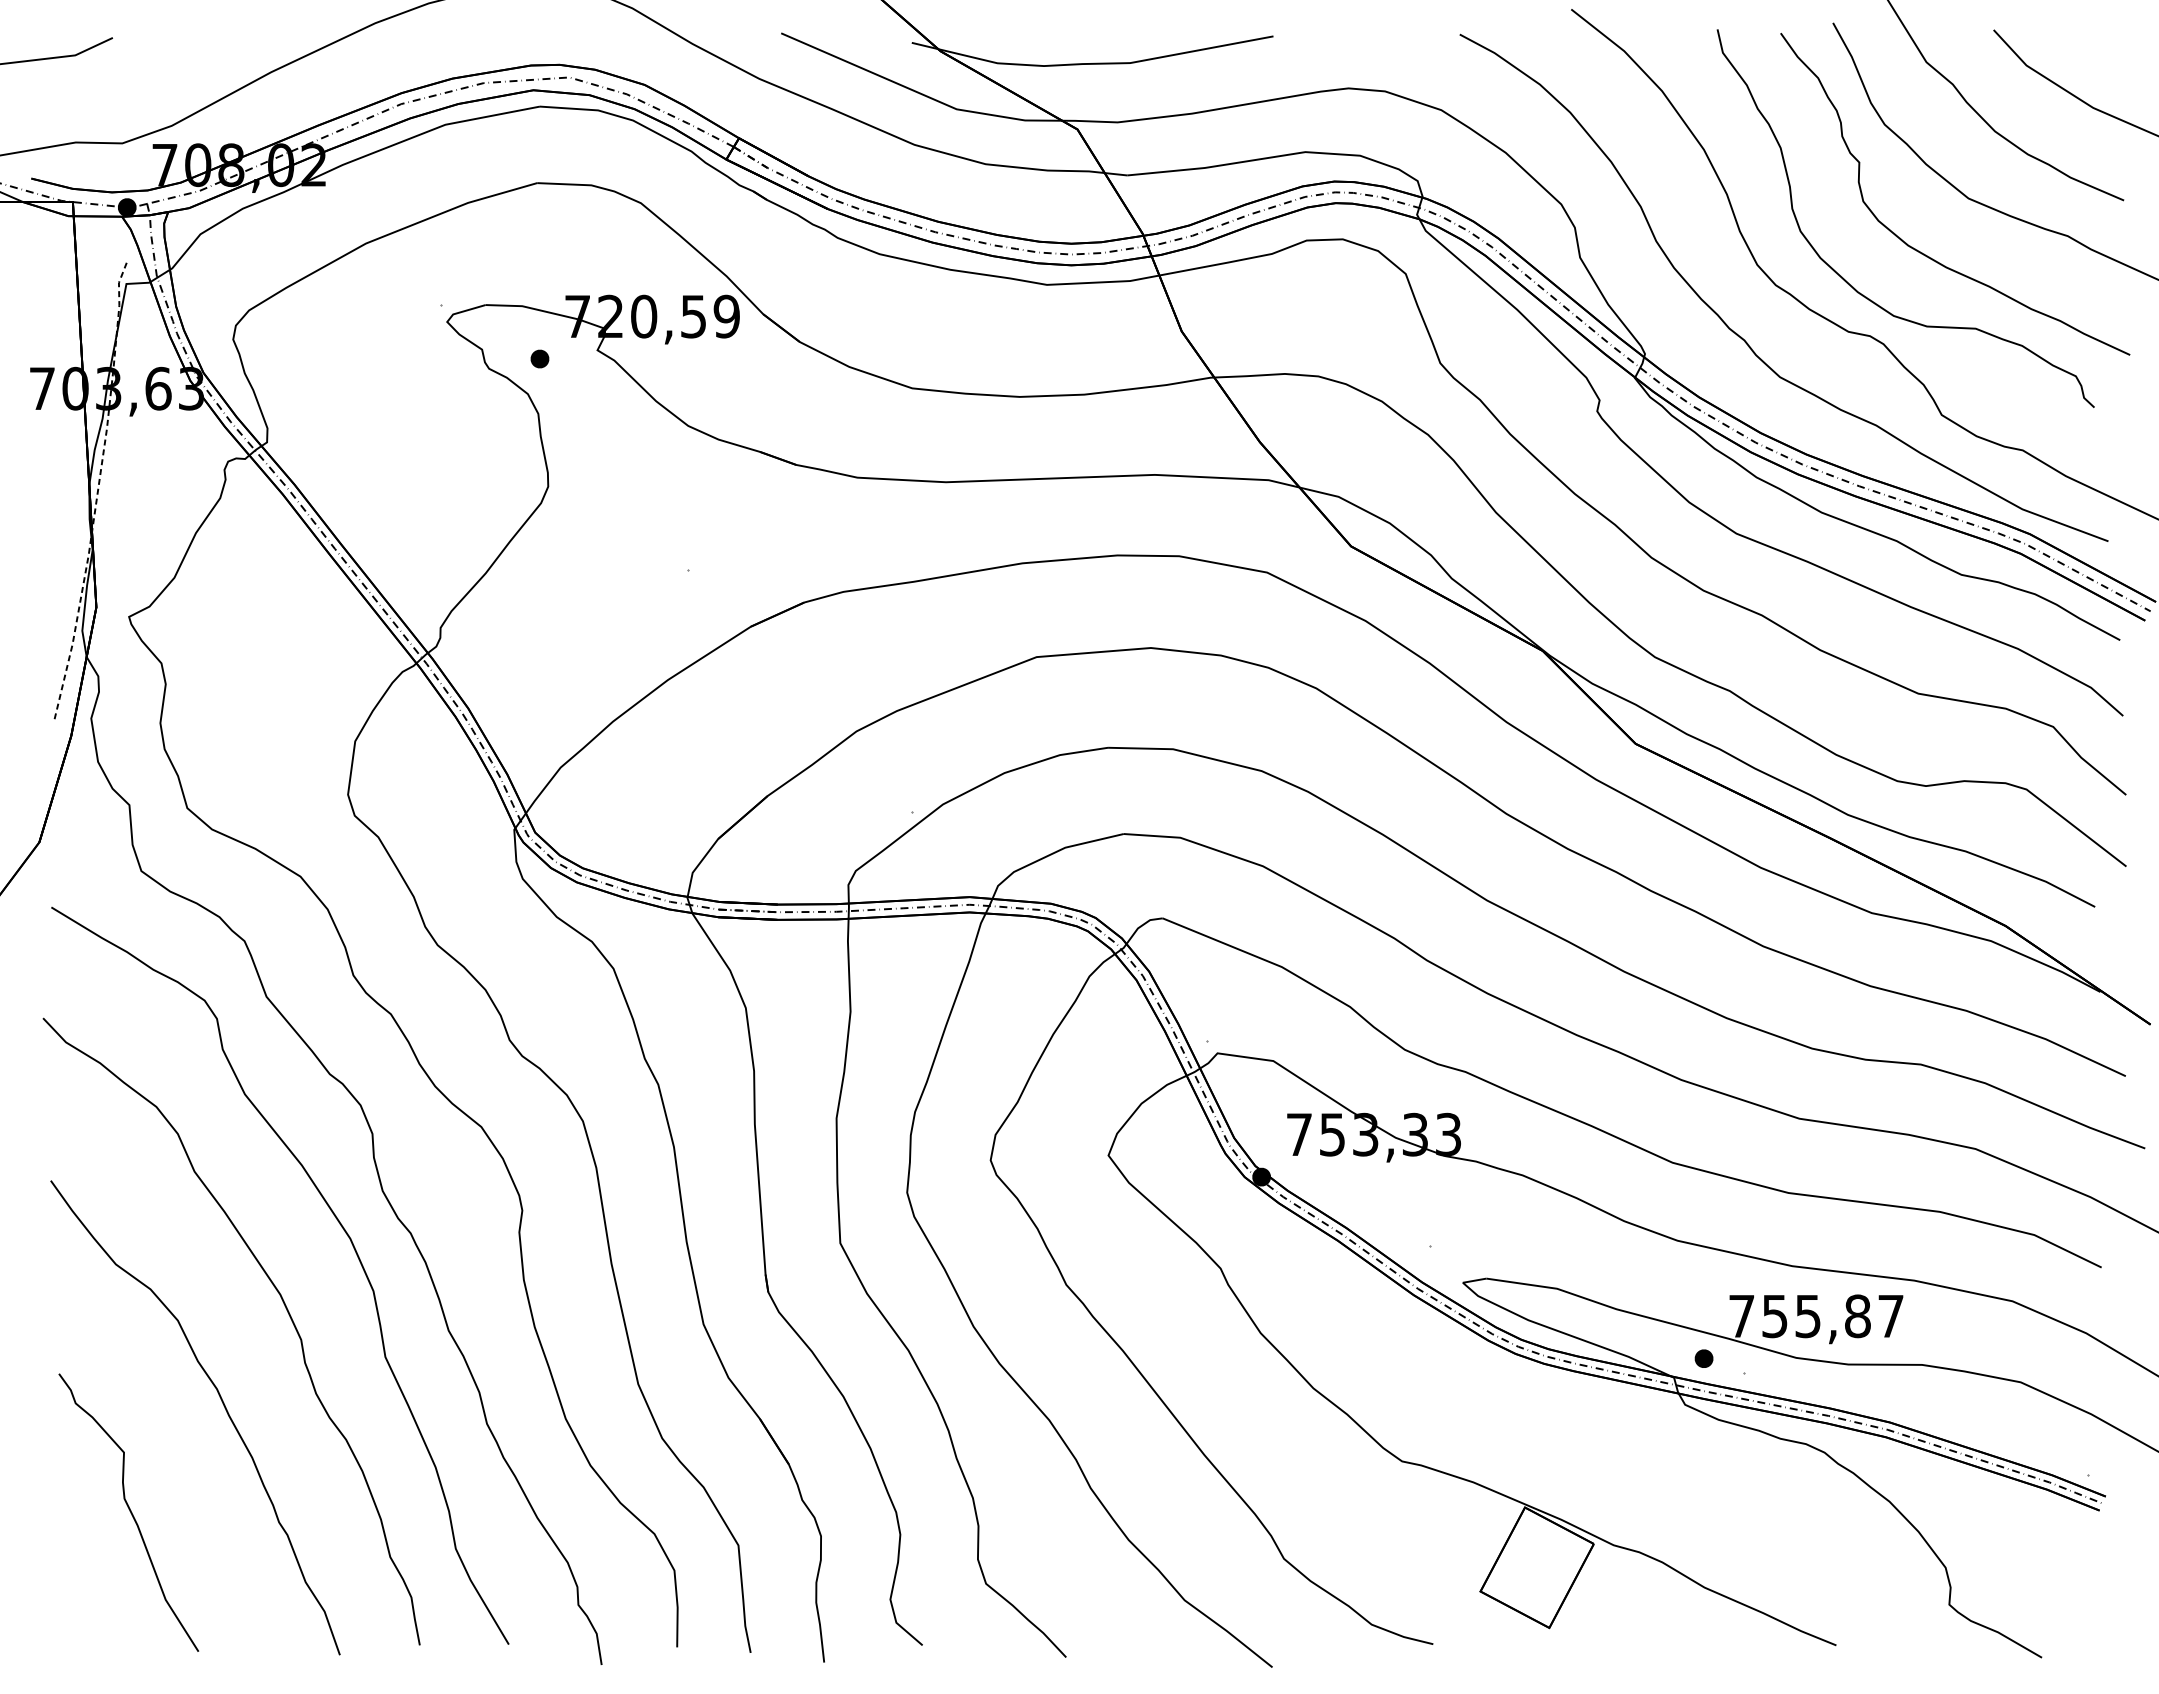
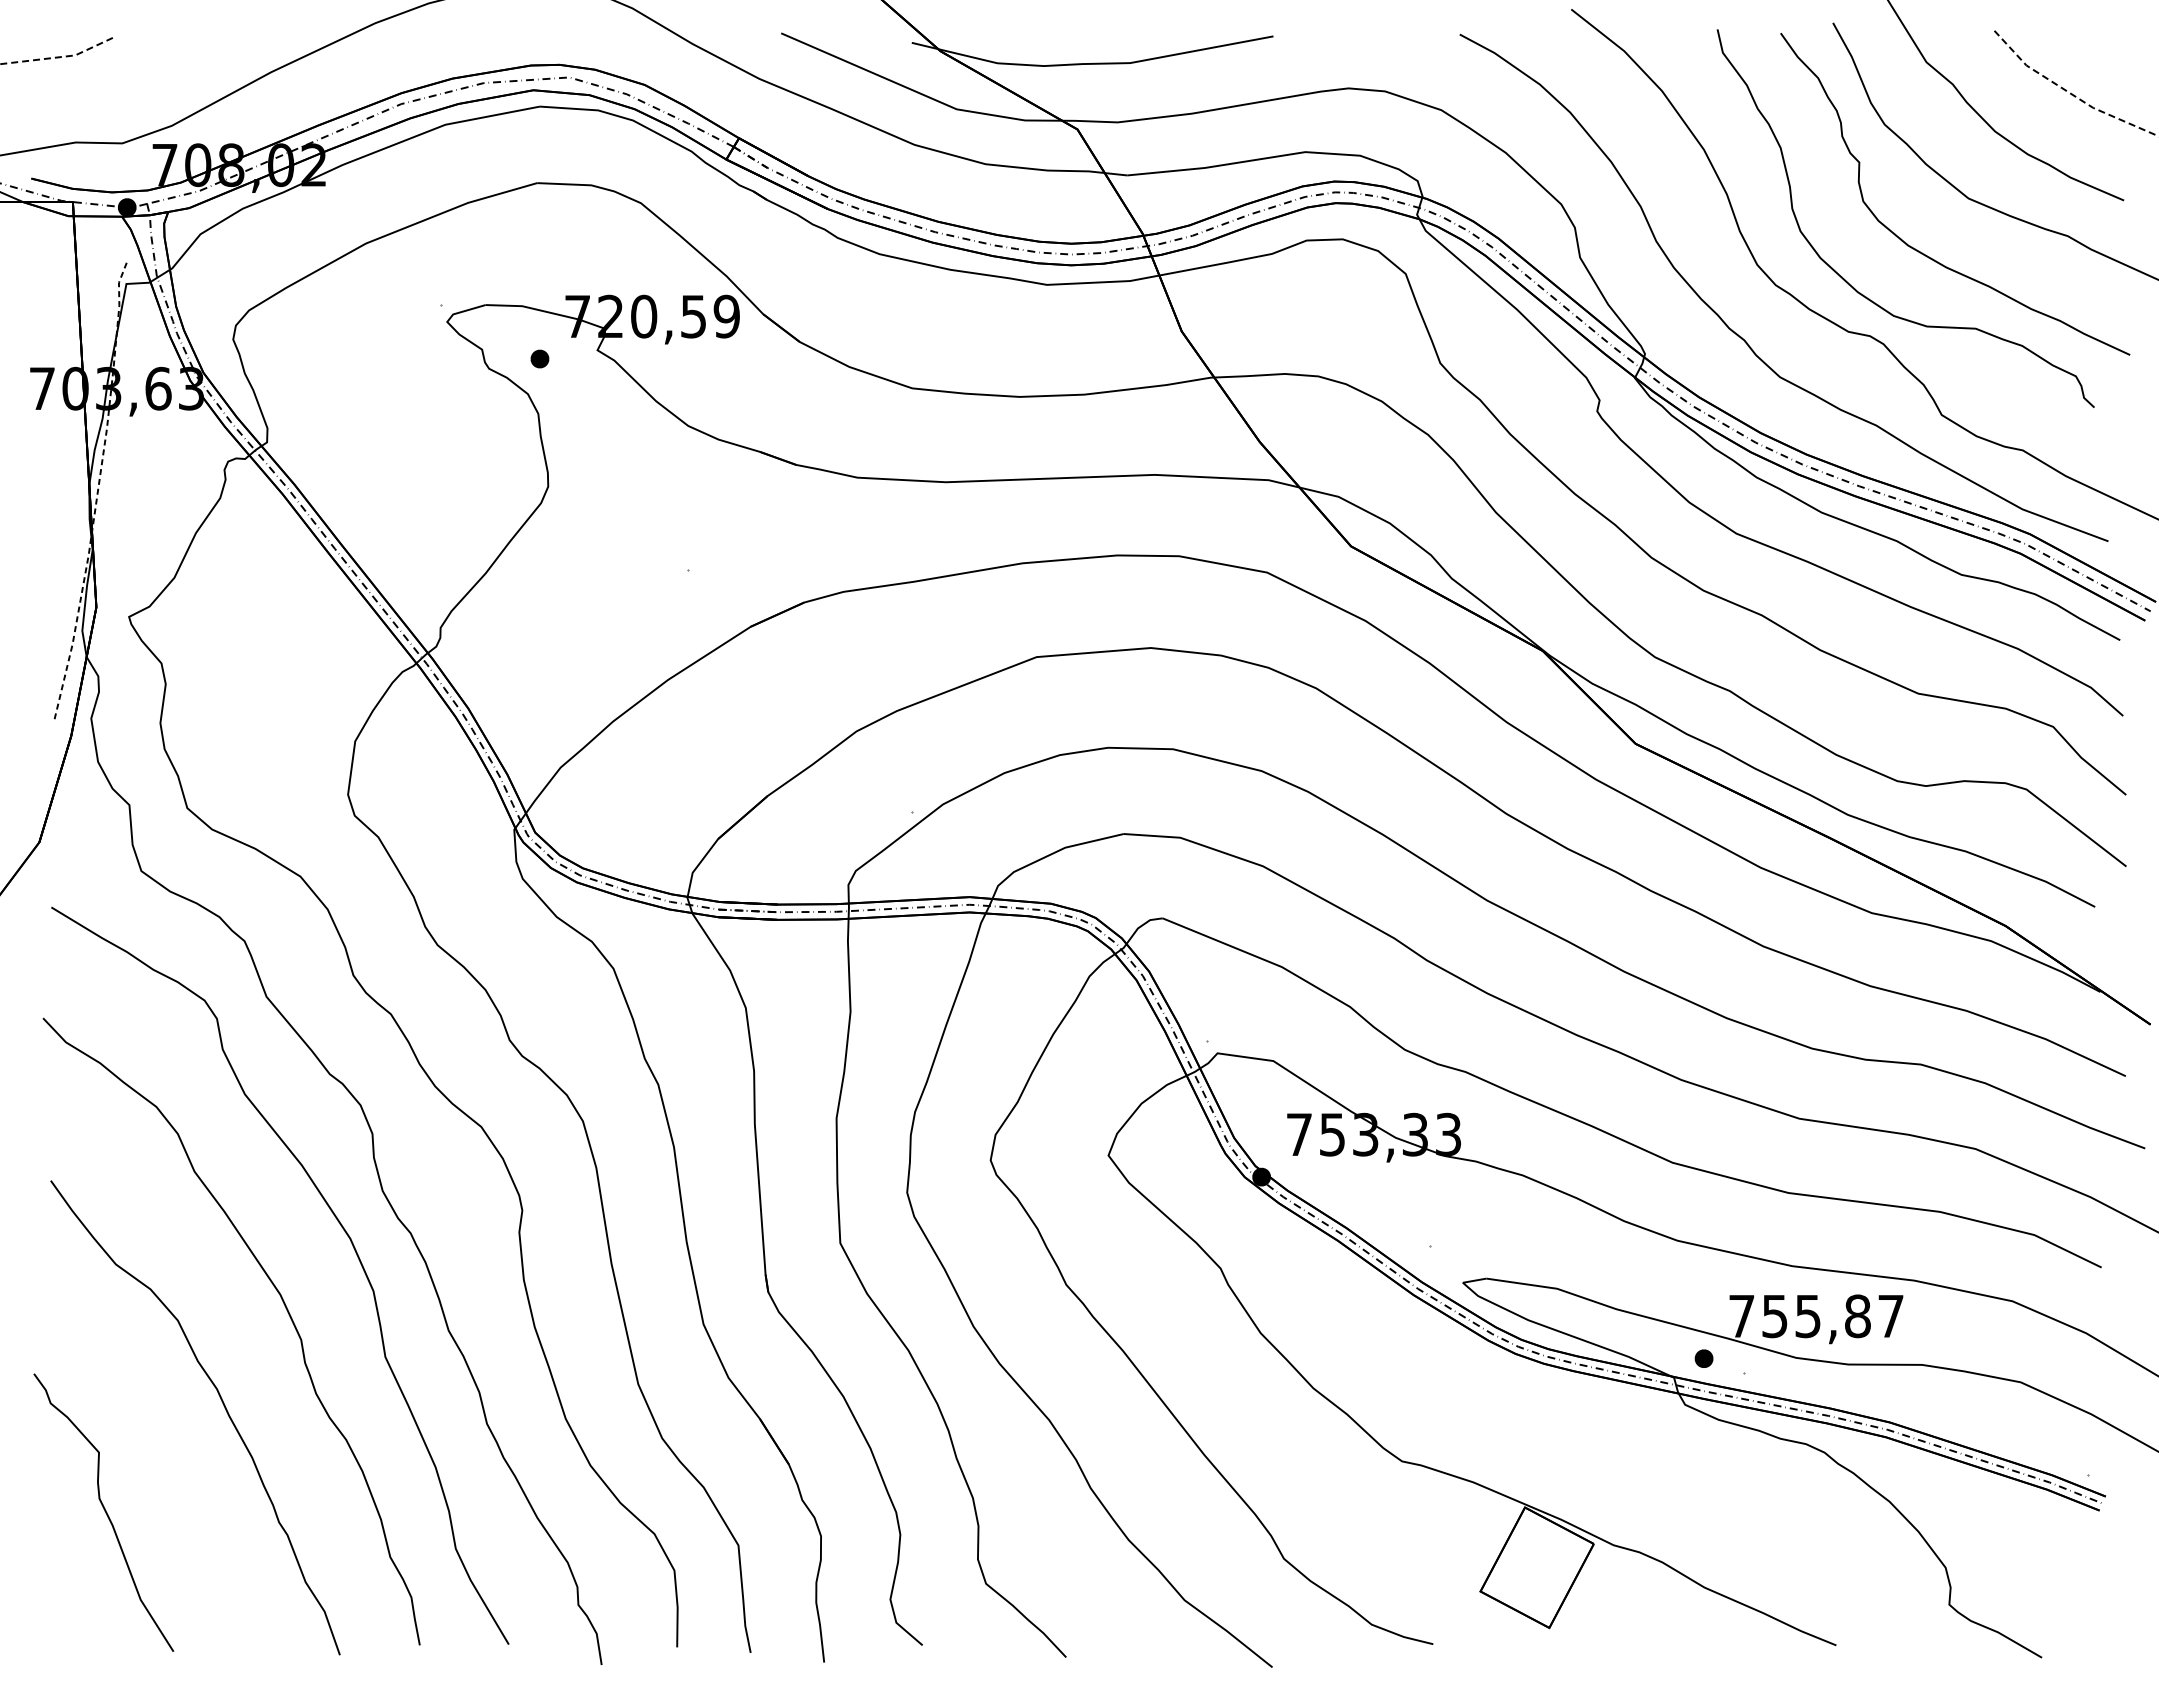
line: solid -> dashed (58, 57)
line: solid -> dashed (2069, 92)
curve position: (129, 1511) -> (104, 1511) (104, 1511)
